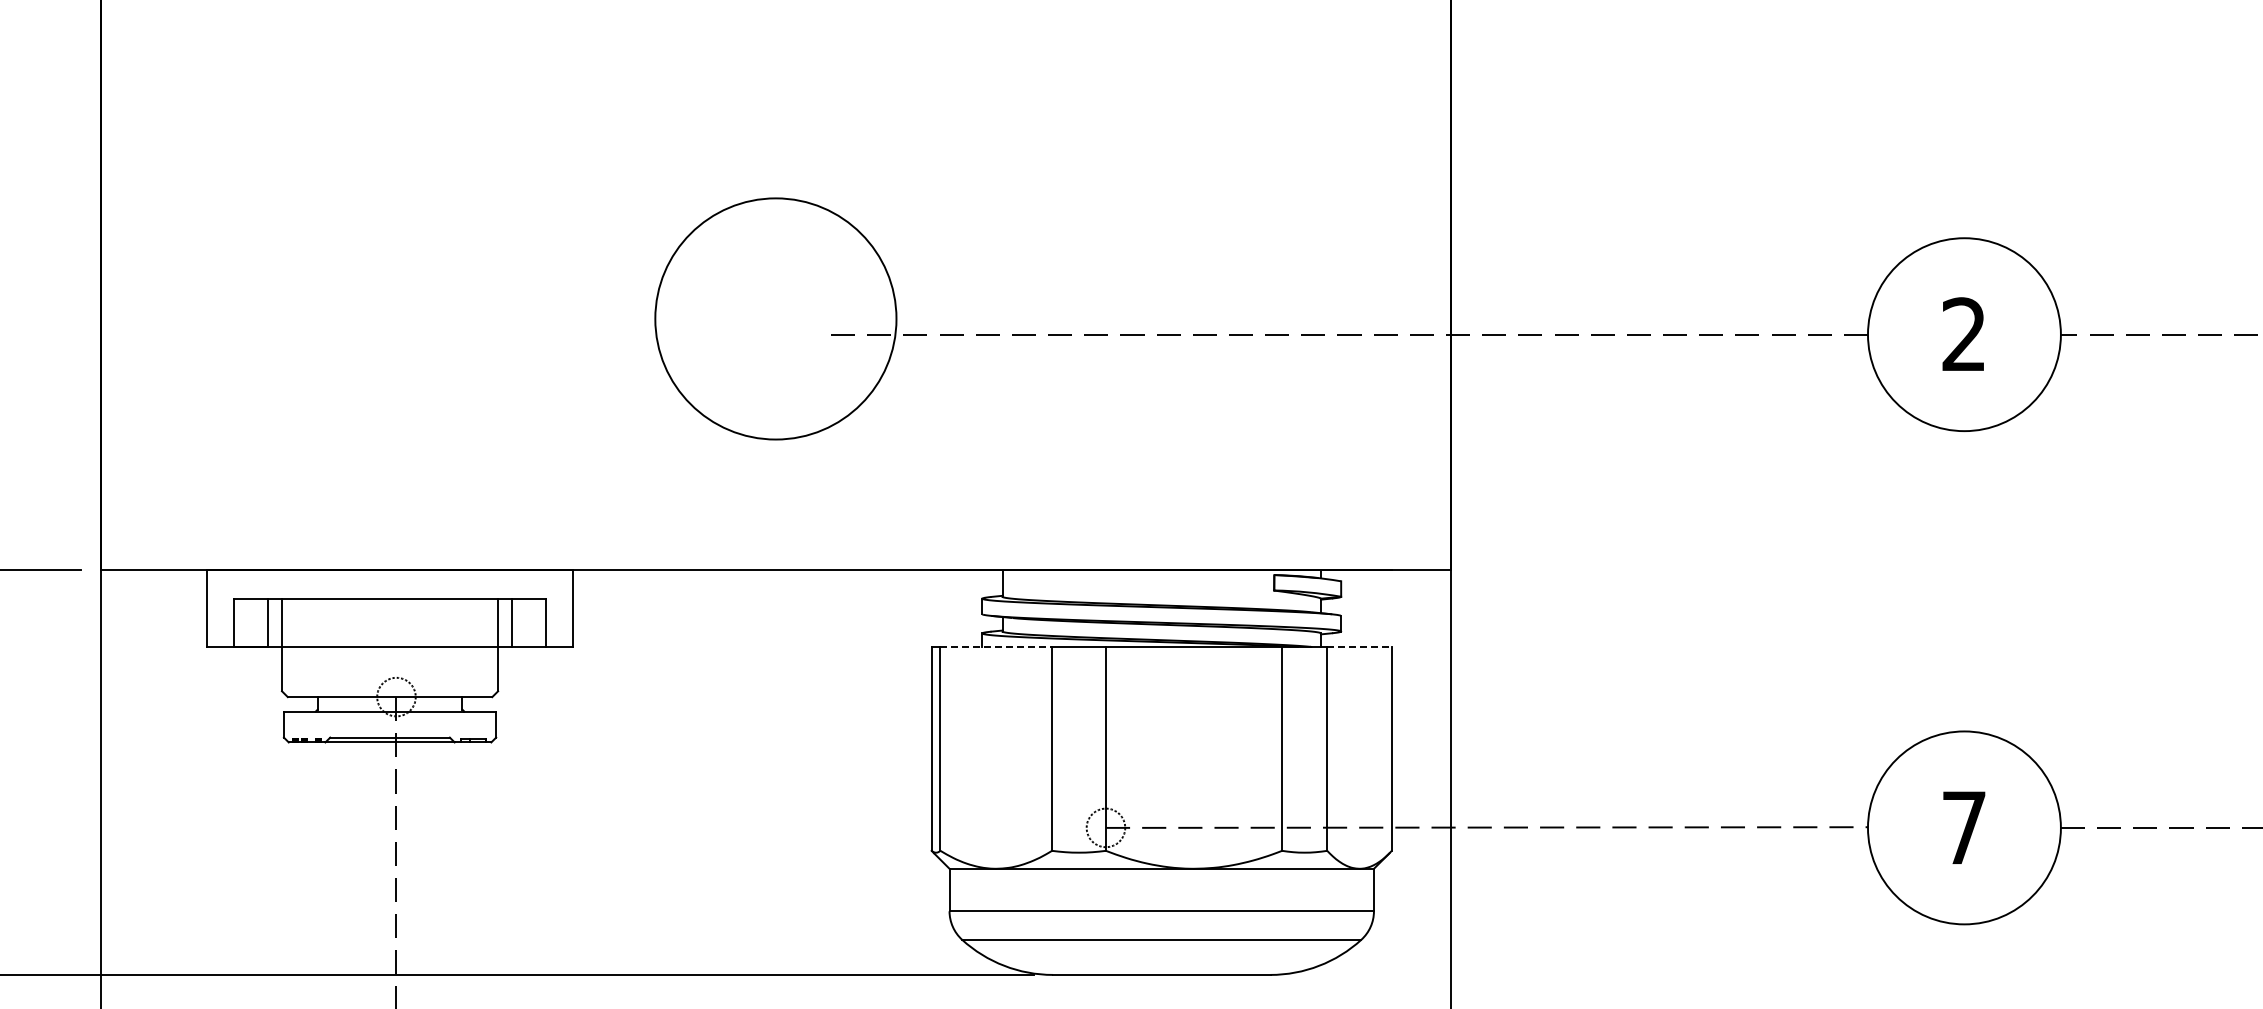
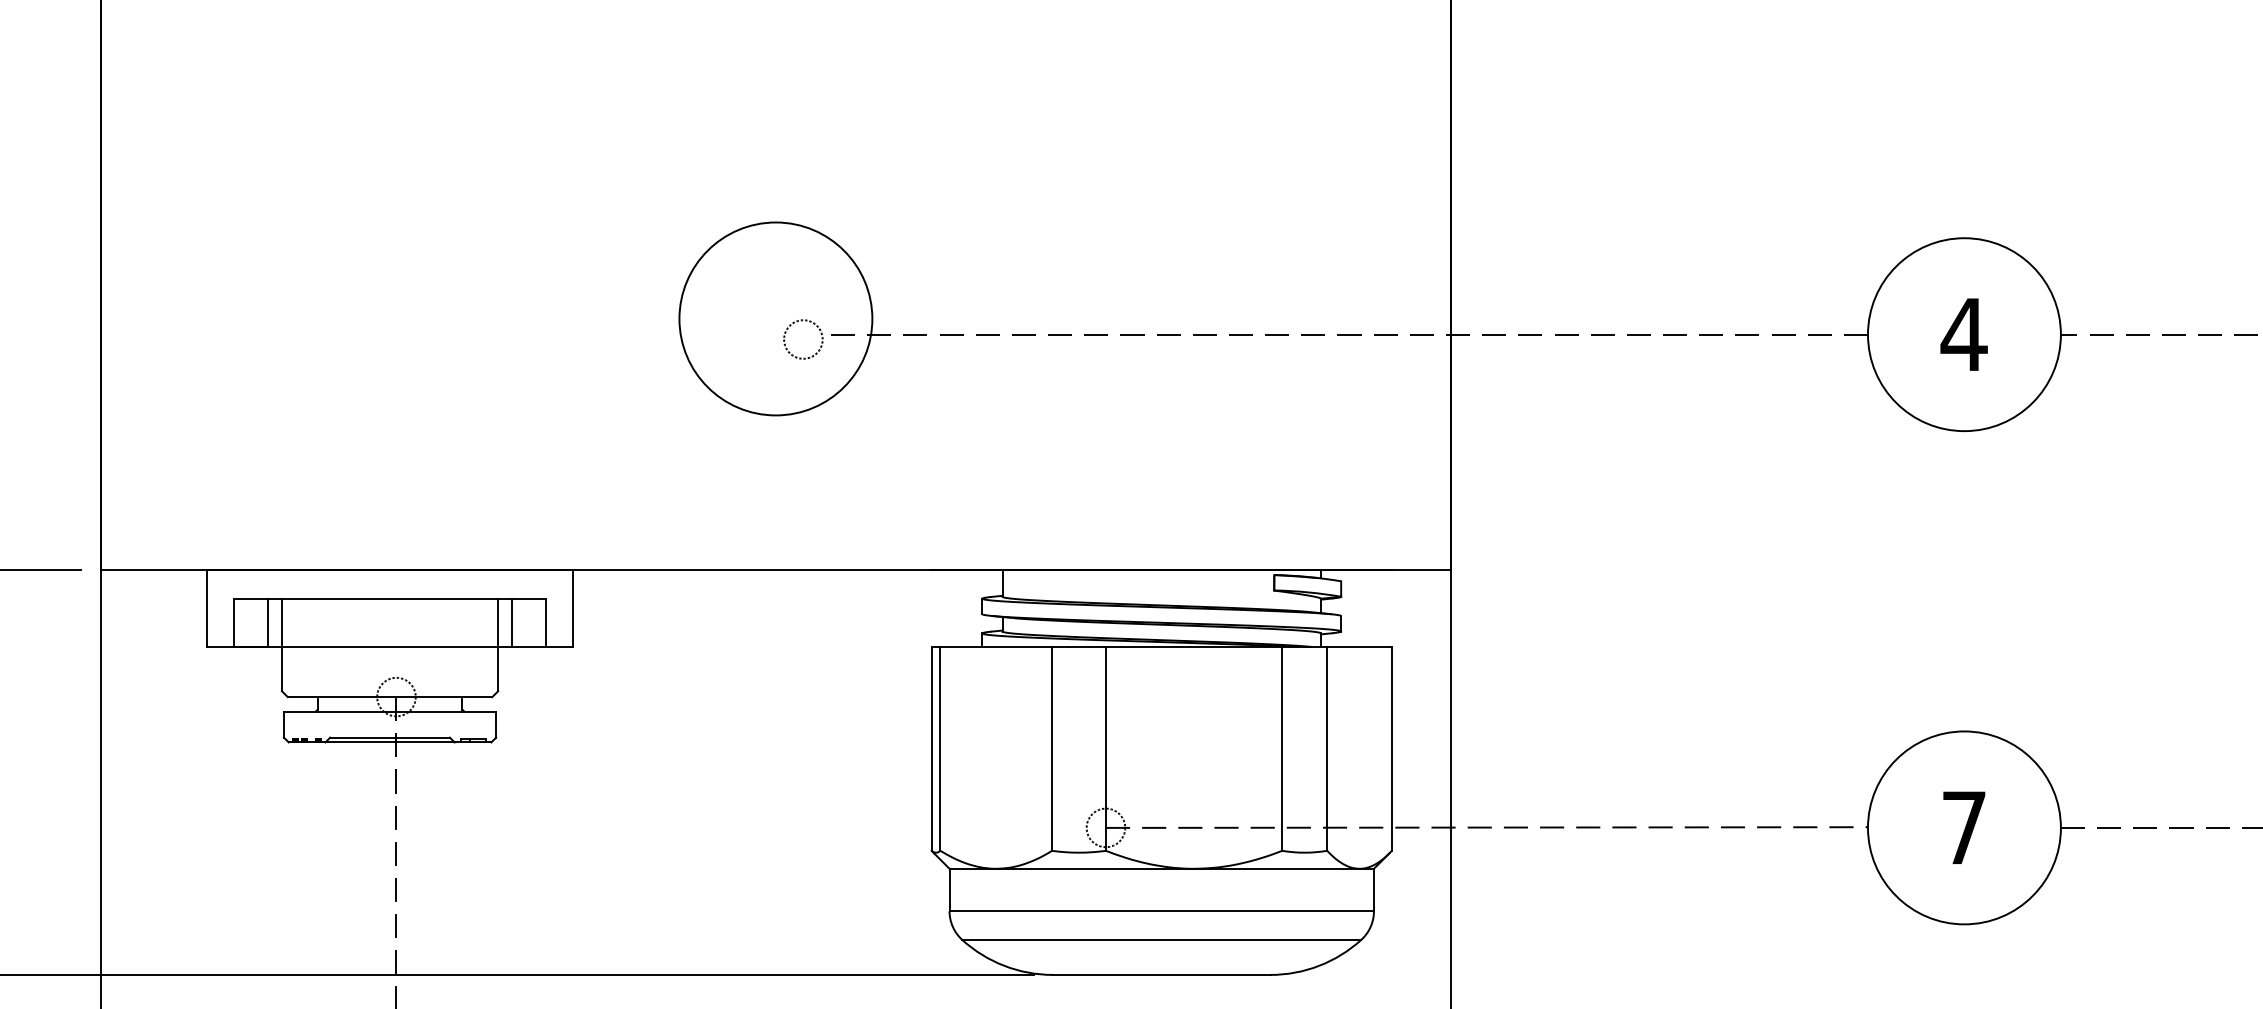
circle diameter: 241 px -> 193 px (775, 318)
part: none -> present (802, 321)
text: 2 -> 4 (1963, 333)
line: dashed -> solid (996, 646)
line: dashed -> solid (1360, 646)
